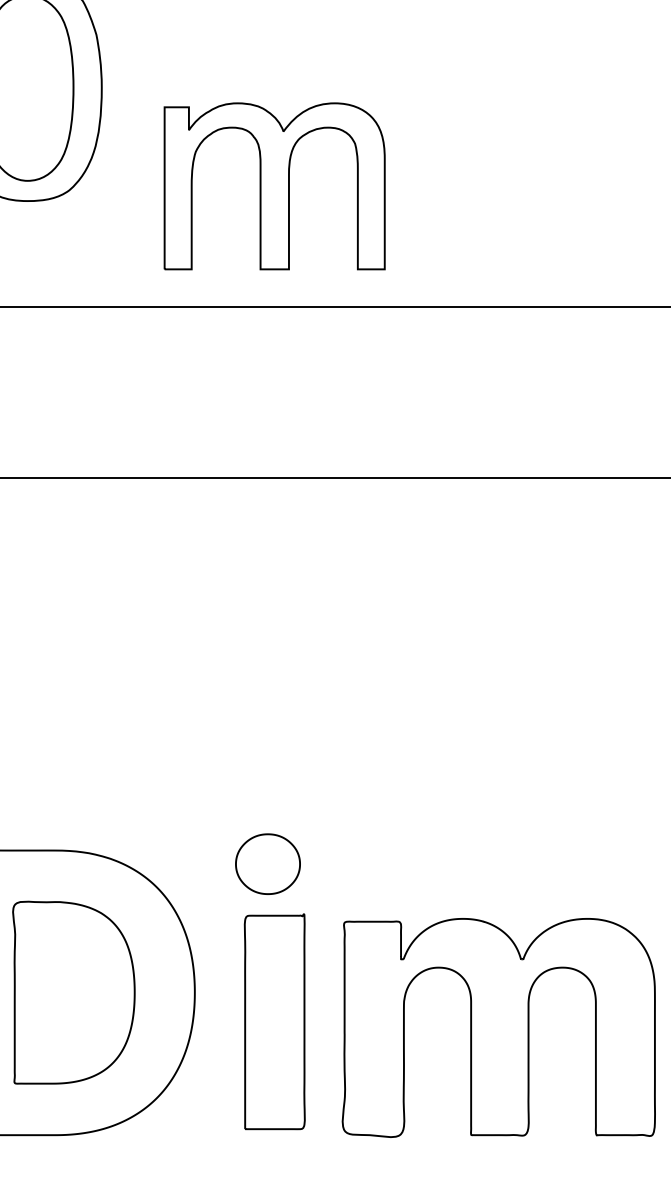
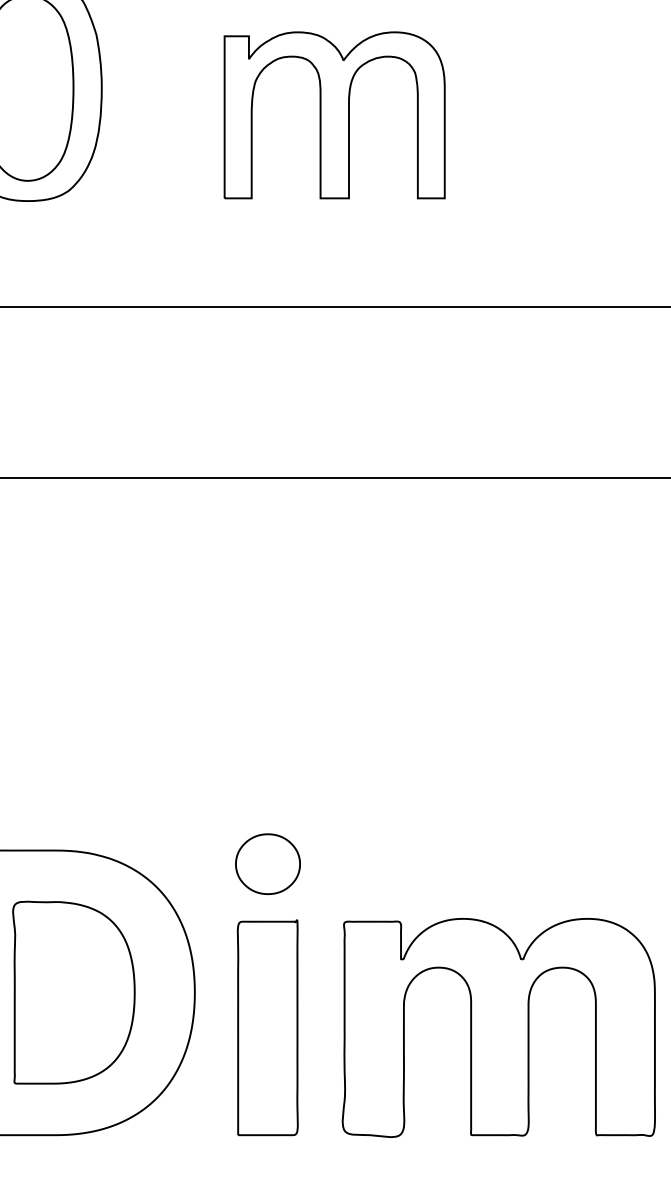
part position: (274, 186) -> (334, 115) (334, 115)
part position: (274, 1021) -> (267, 1027) (267, 1027)
